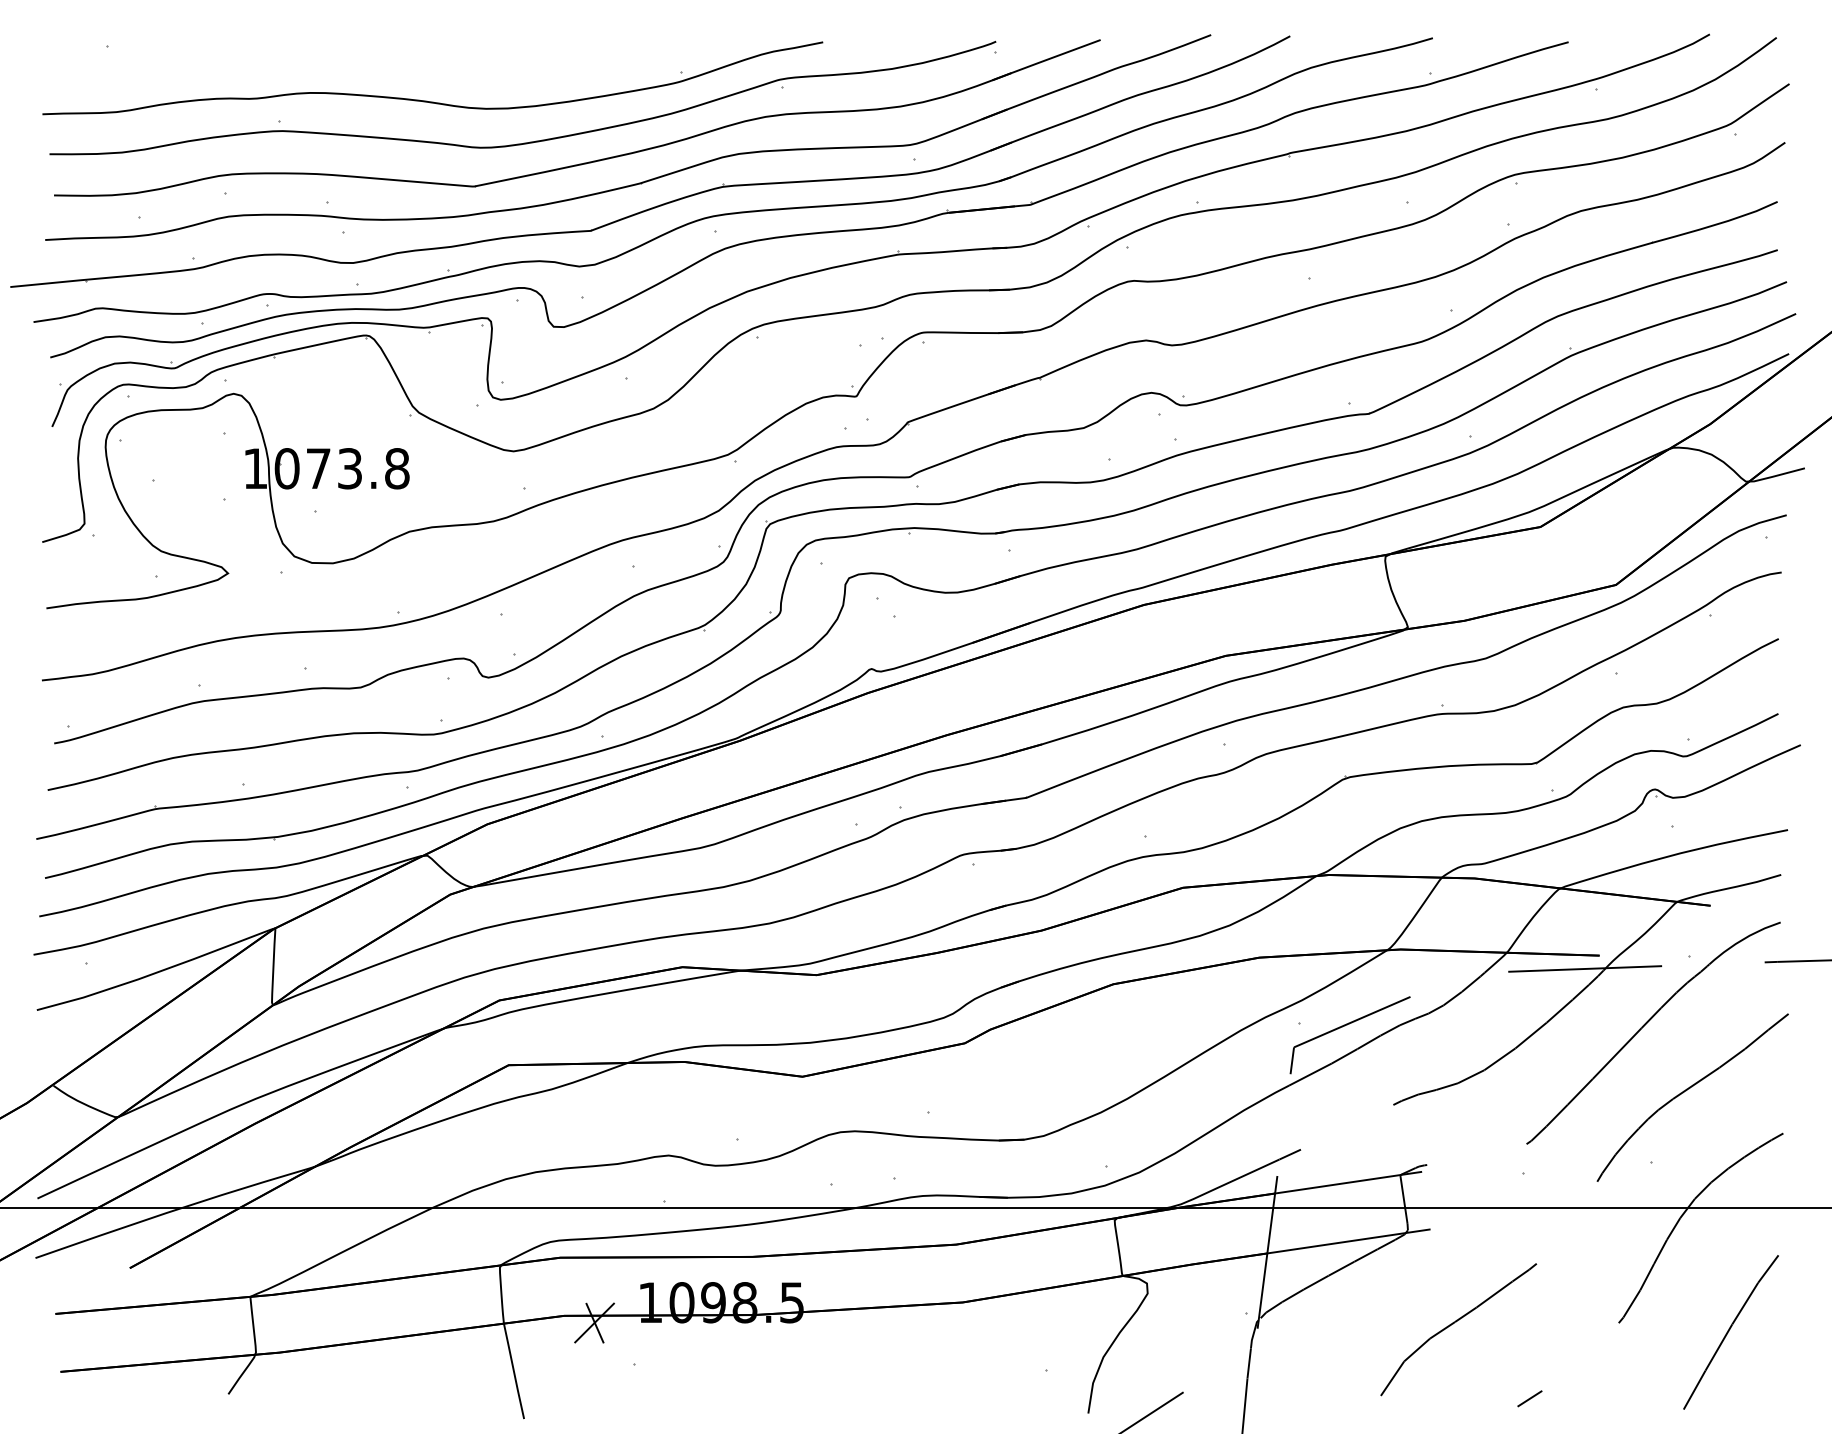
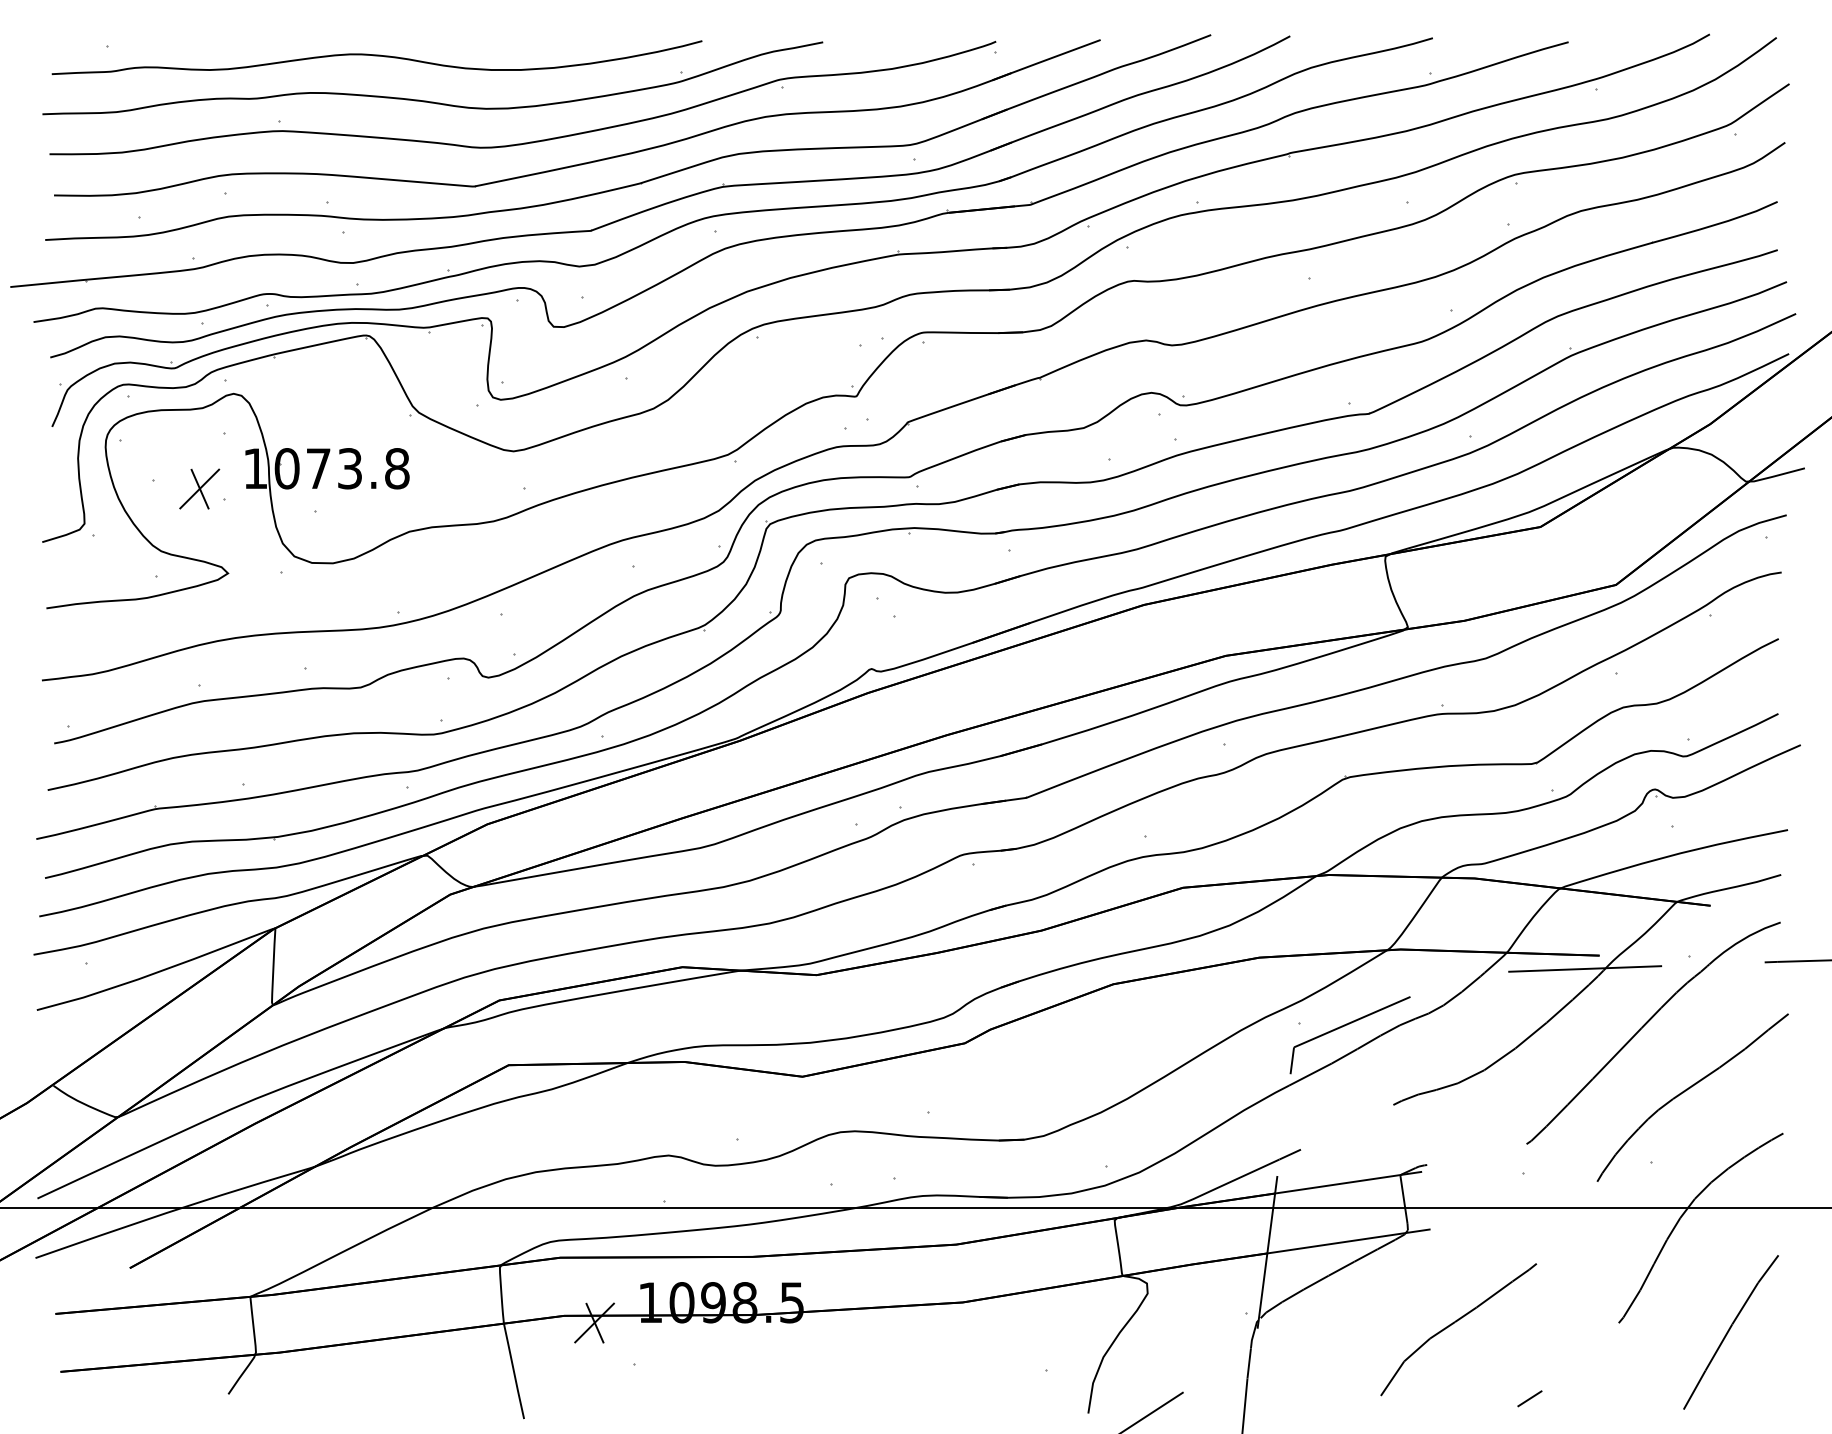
curve: none -> present (376, 56)
part: none -> present (199, 488)
